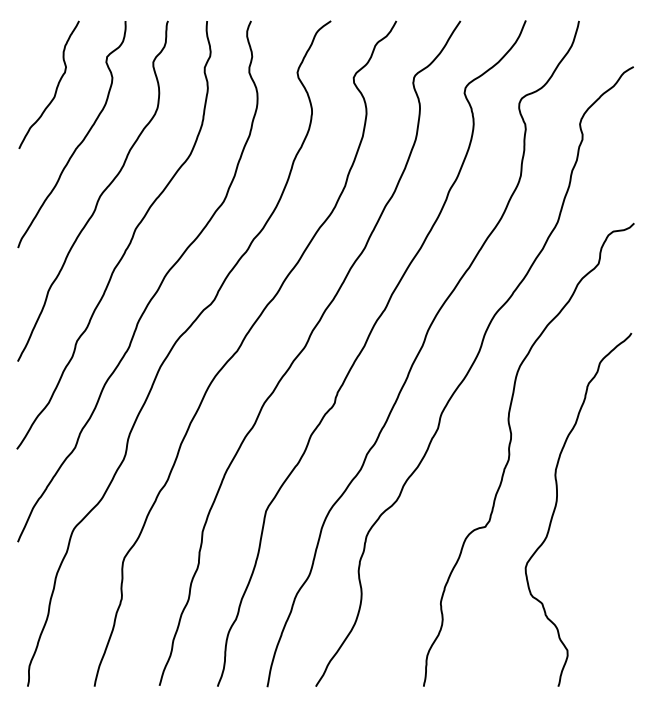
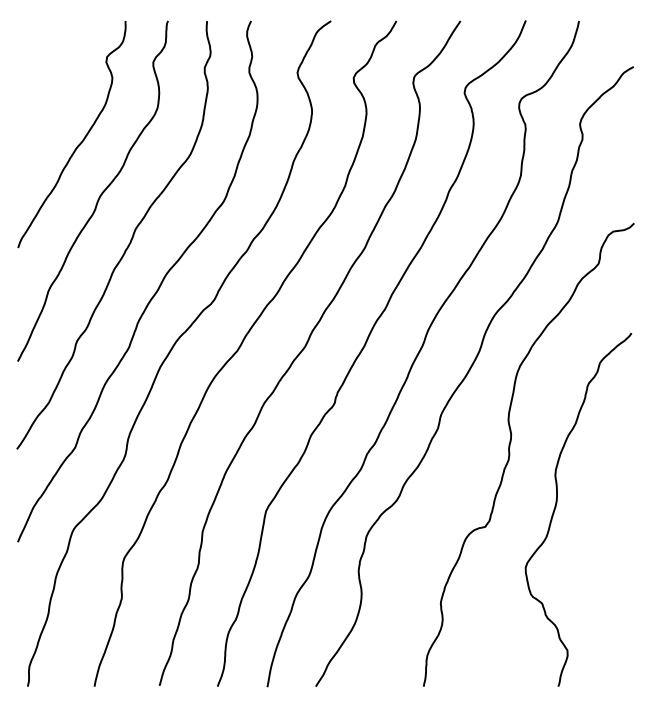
curve: present -> none (56, 86)
